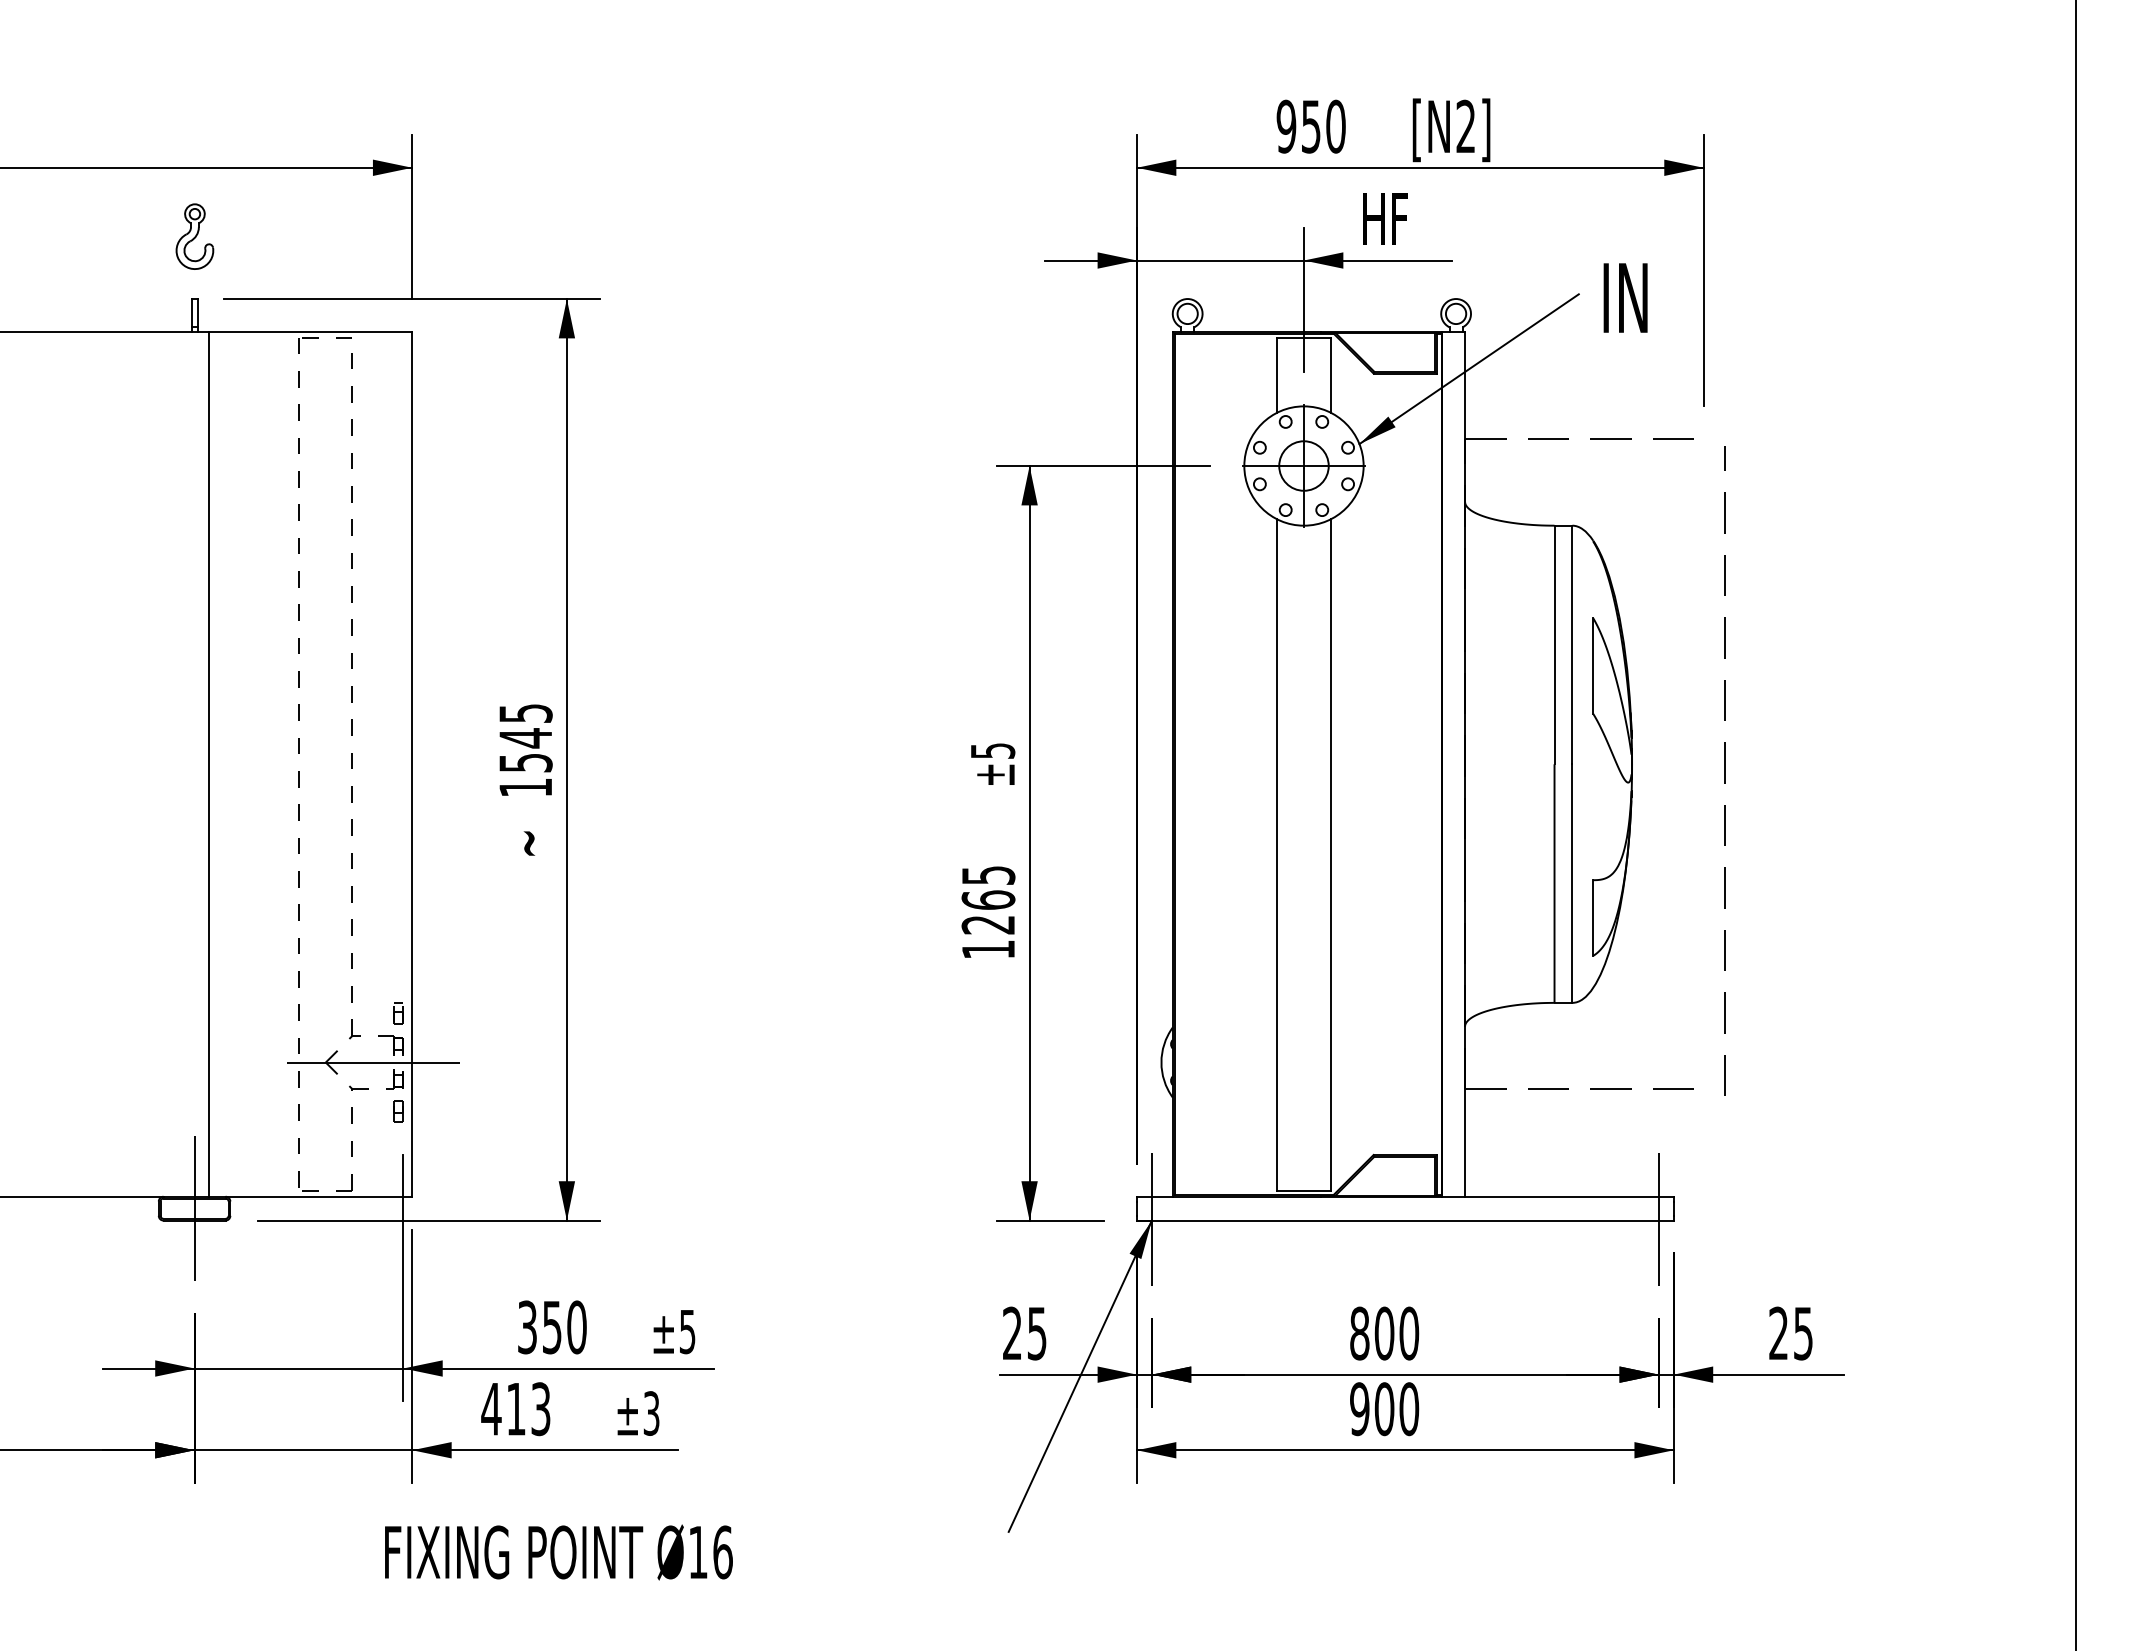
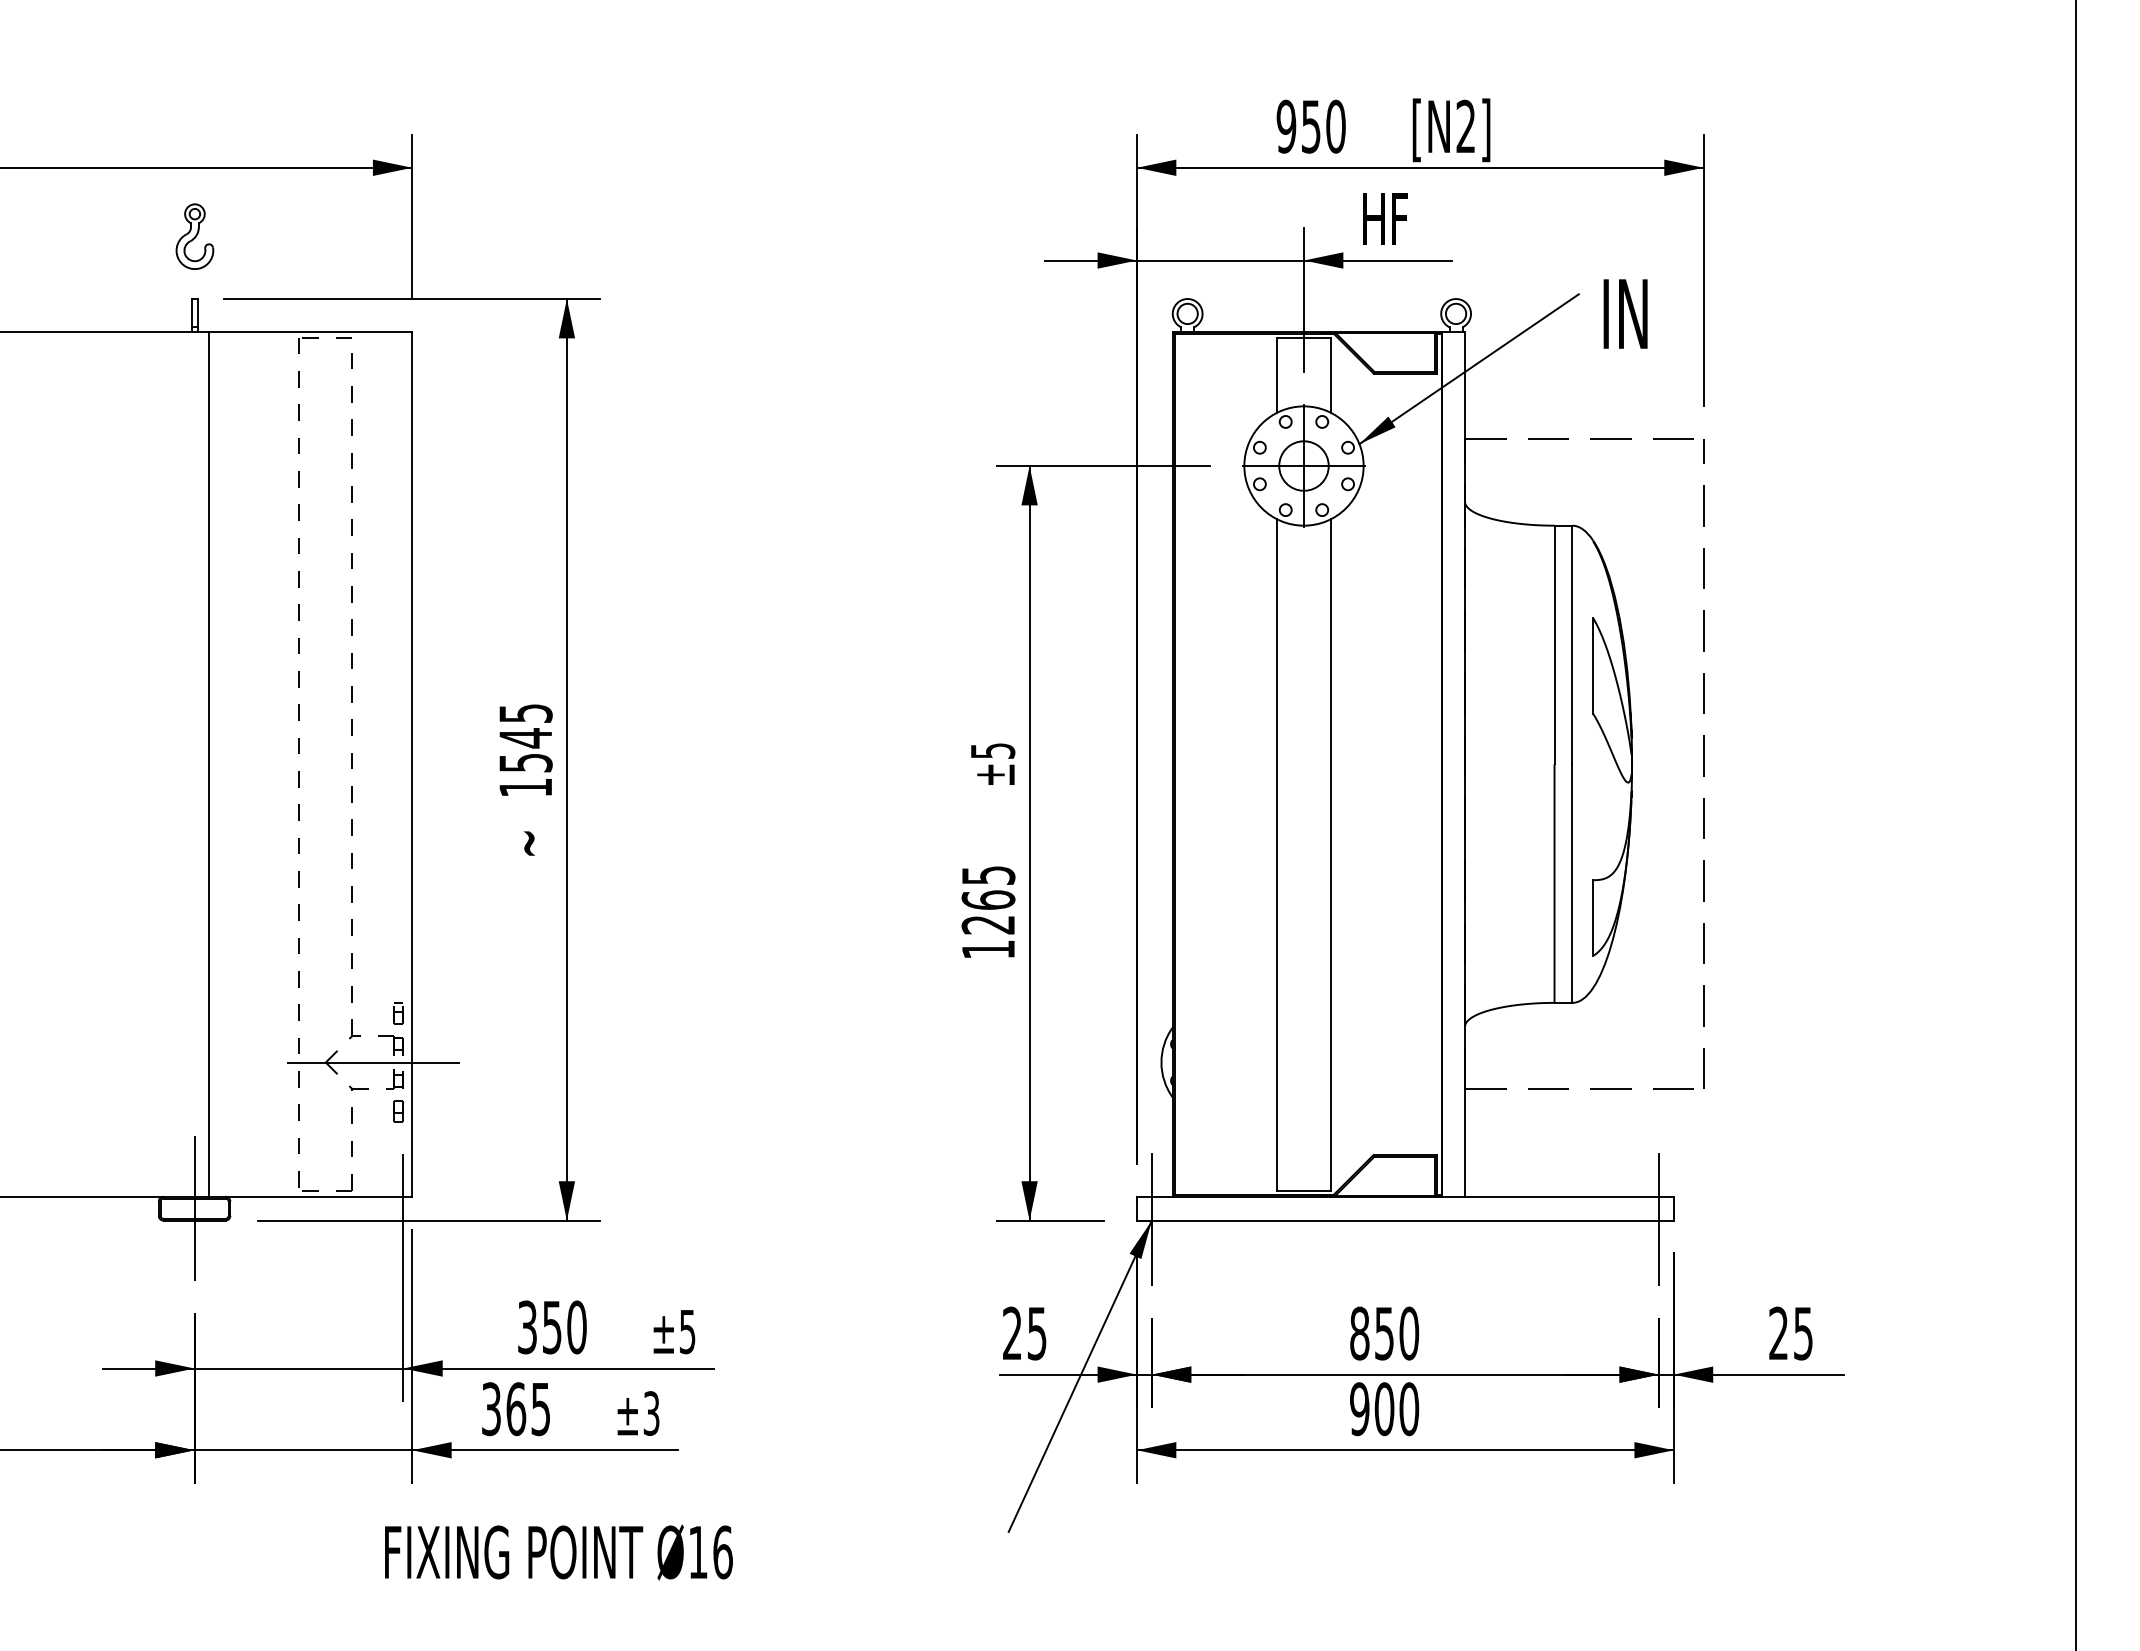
text position: (1625, 297) -> (1625, 313) (1625, 313)
line position: (1724, 770) -> (1703, 763) (1703, 763)
text: 800 -> 850 (1384, 1333)
text: 413 -> 365 (515, 1409)
